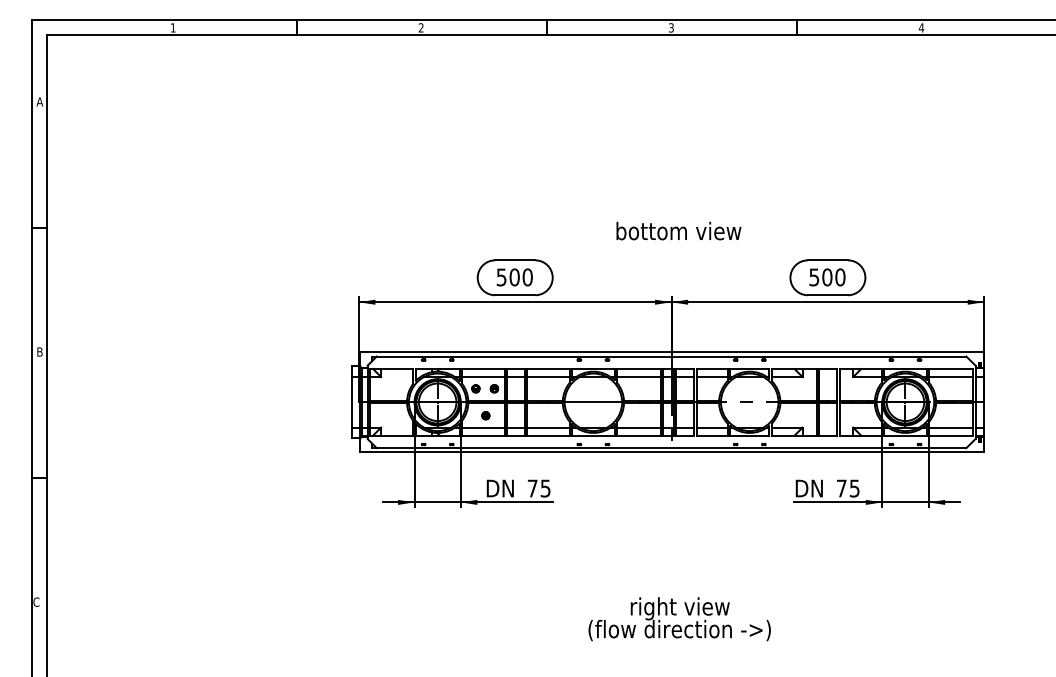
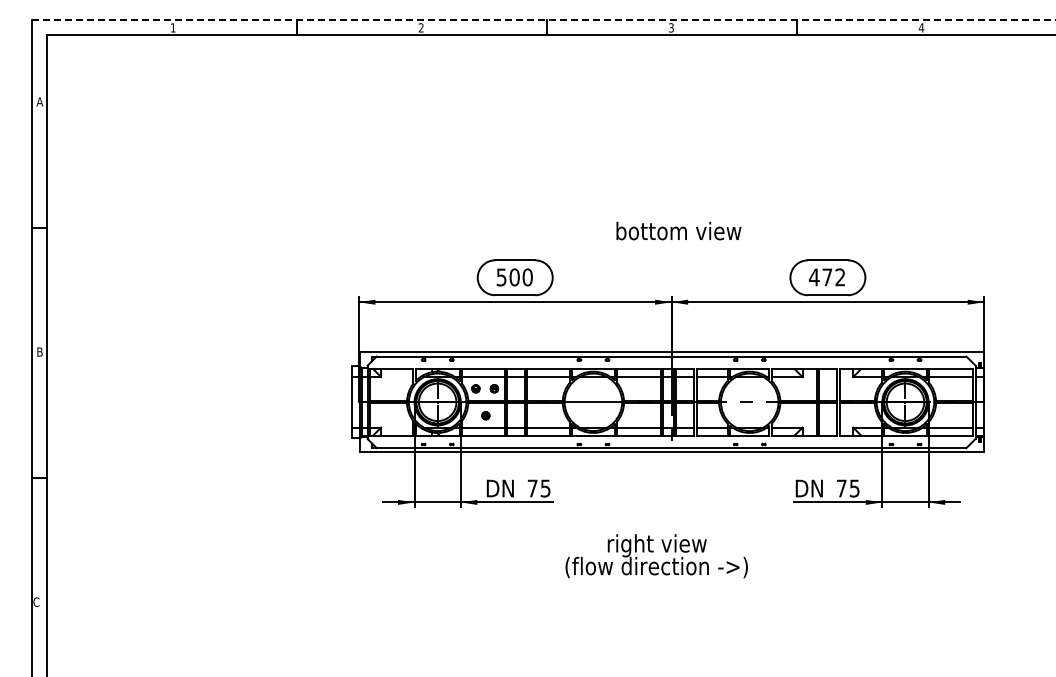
line: solid -> dashed (543, 20)
text: 500 -> 472 (826, 277)
text position: (679, 619) -> (656, 556) (656, 556)
